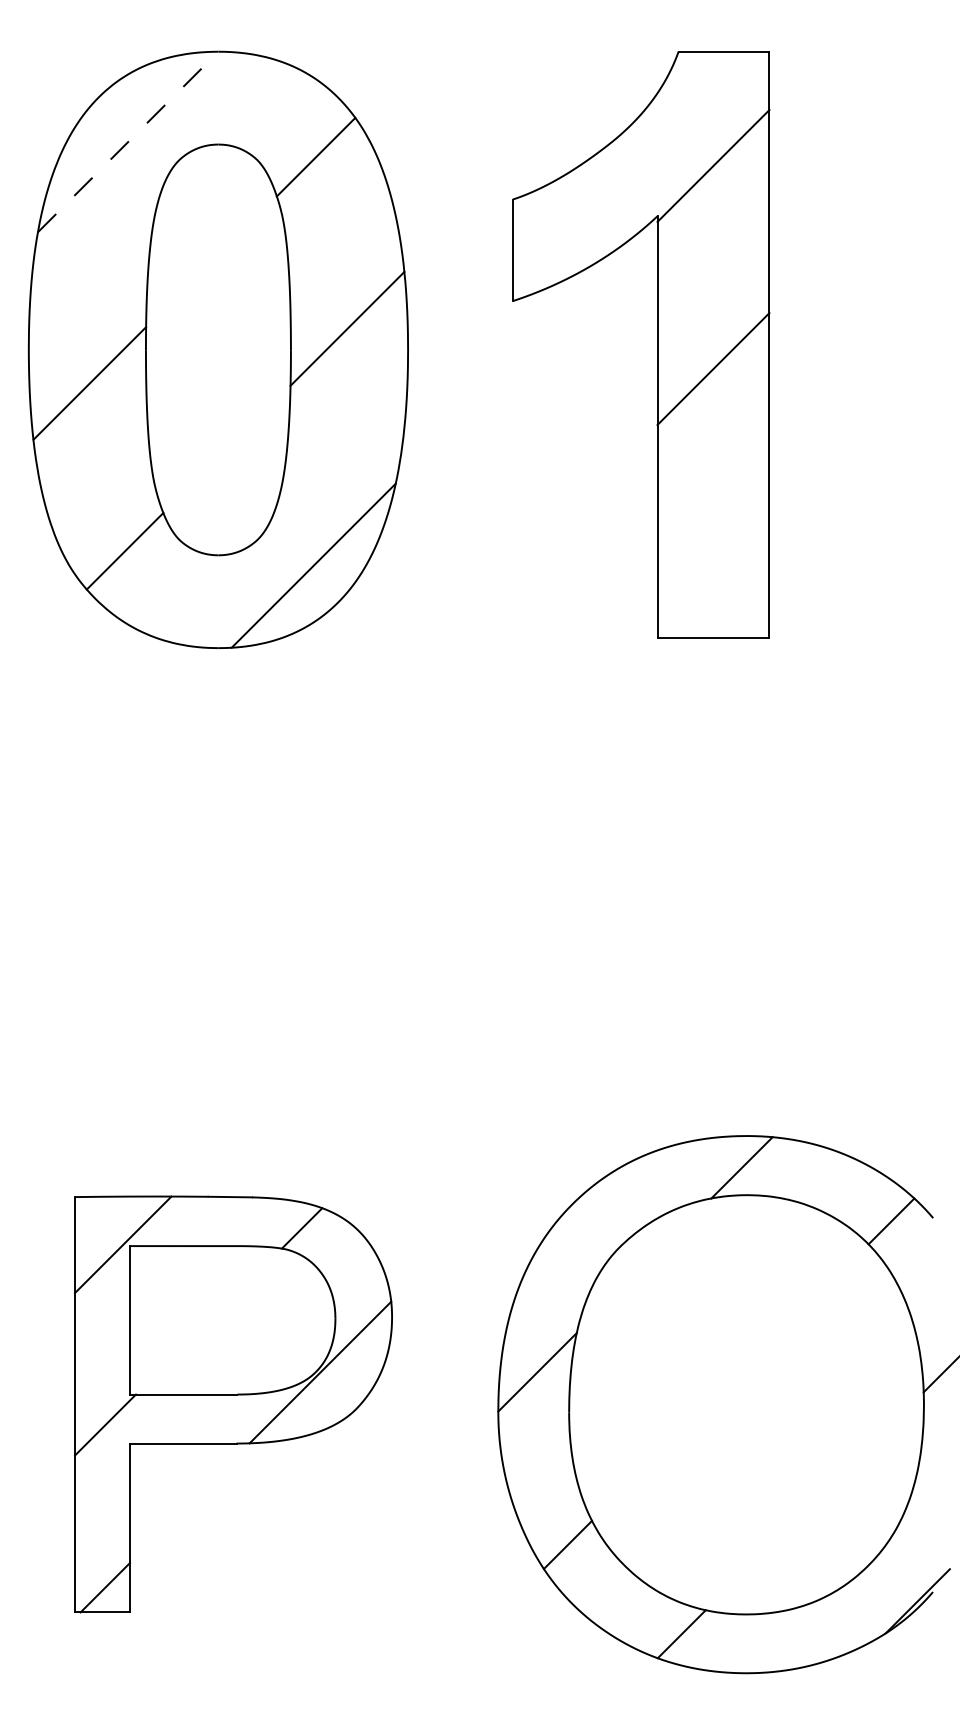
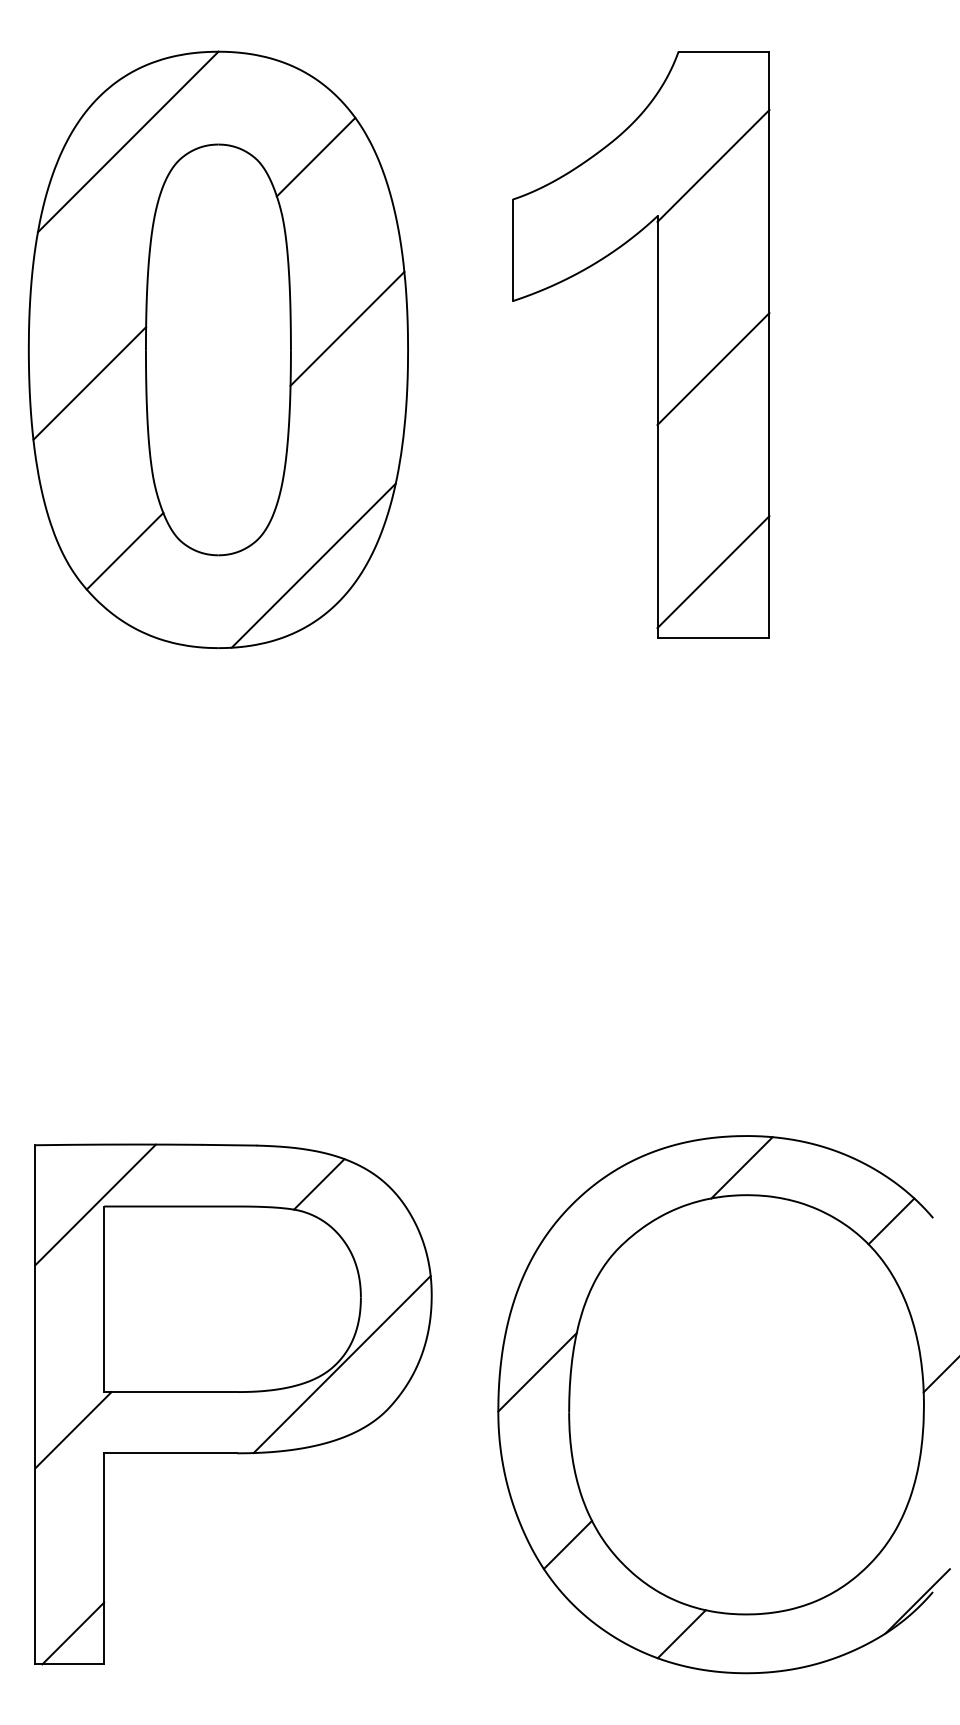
line: dashed -> solid (128, 141)
line: none -> present (713, 572)
part size: 319x419 px -> 399x523 px (233, 1404)
